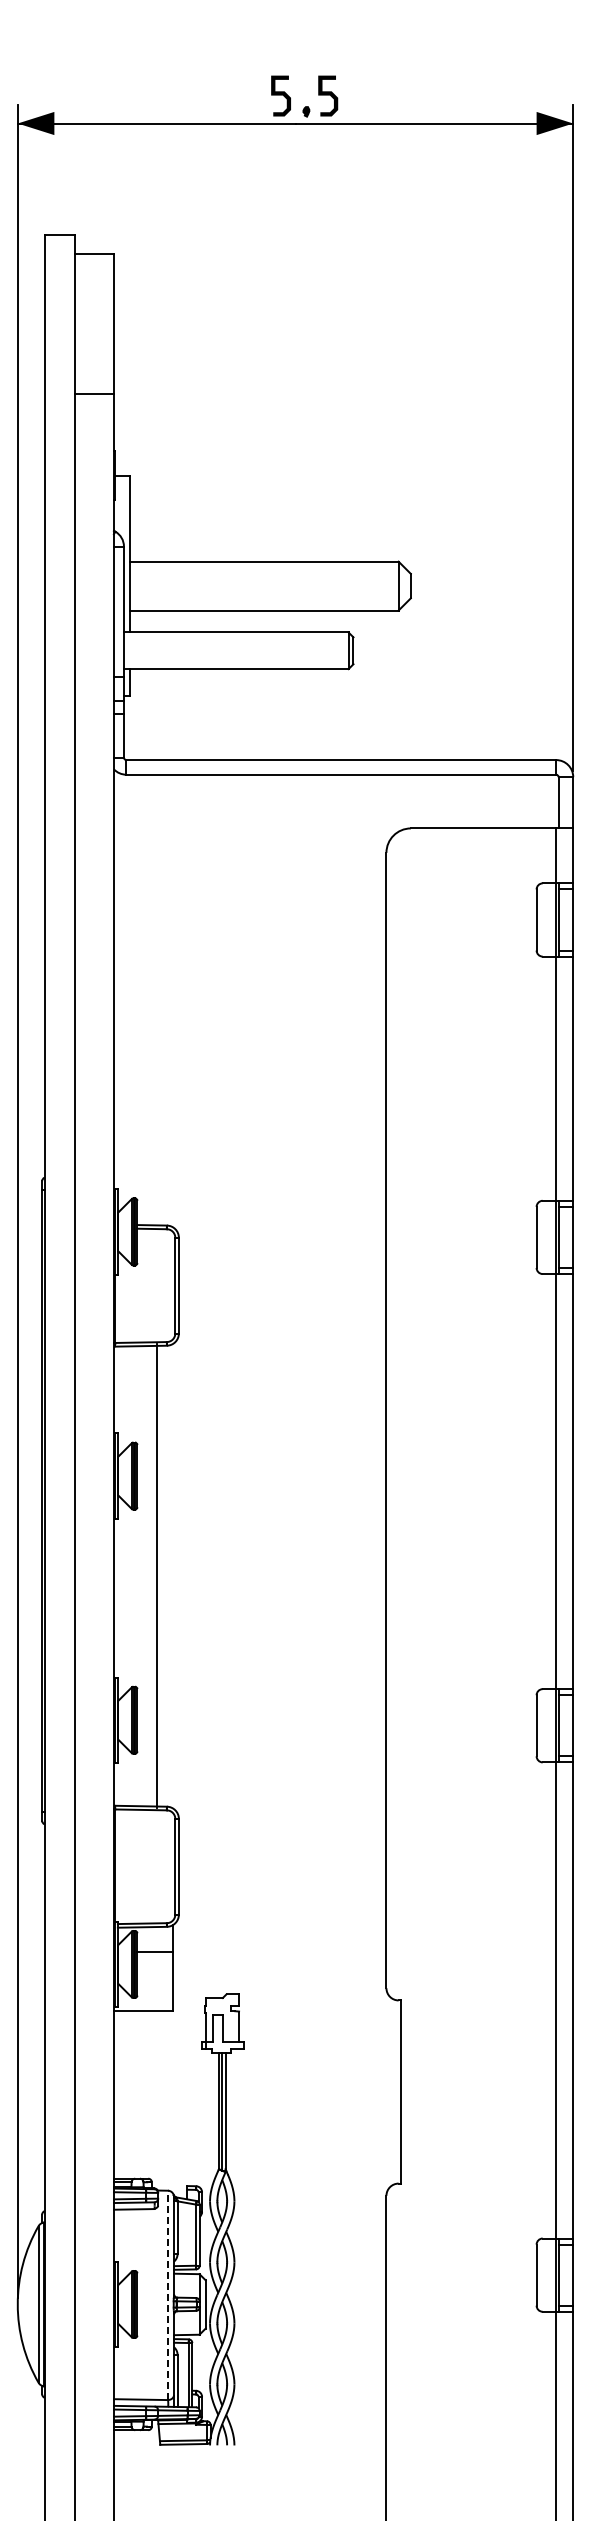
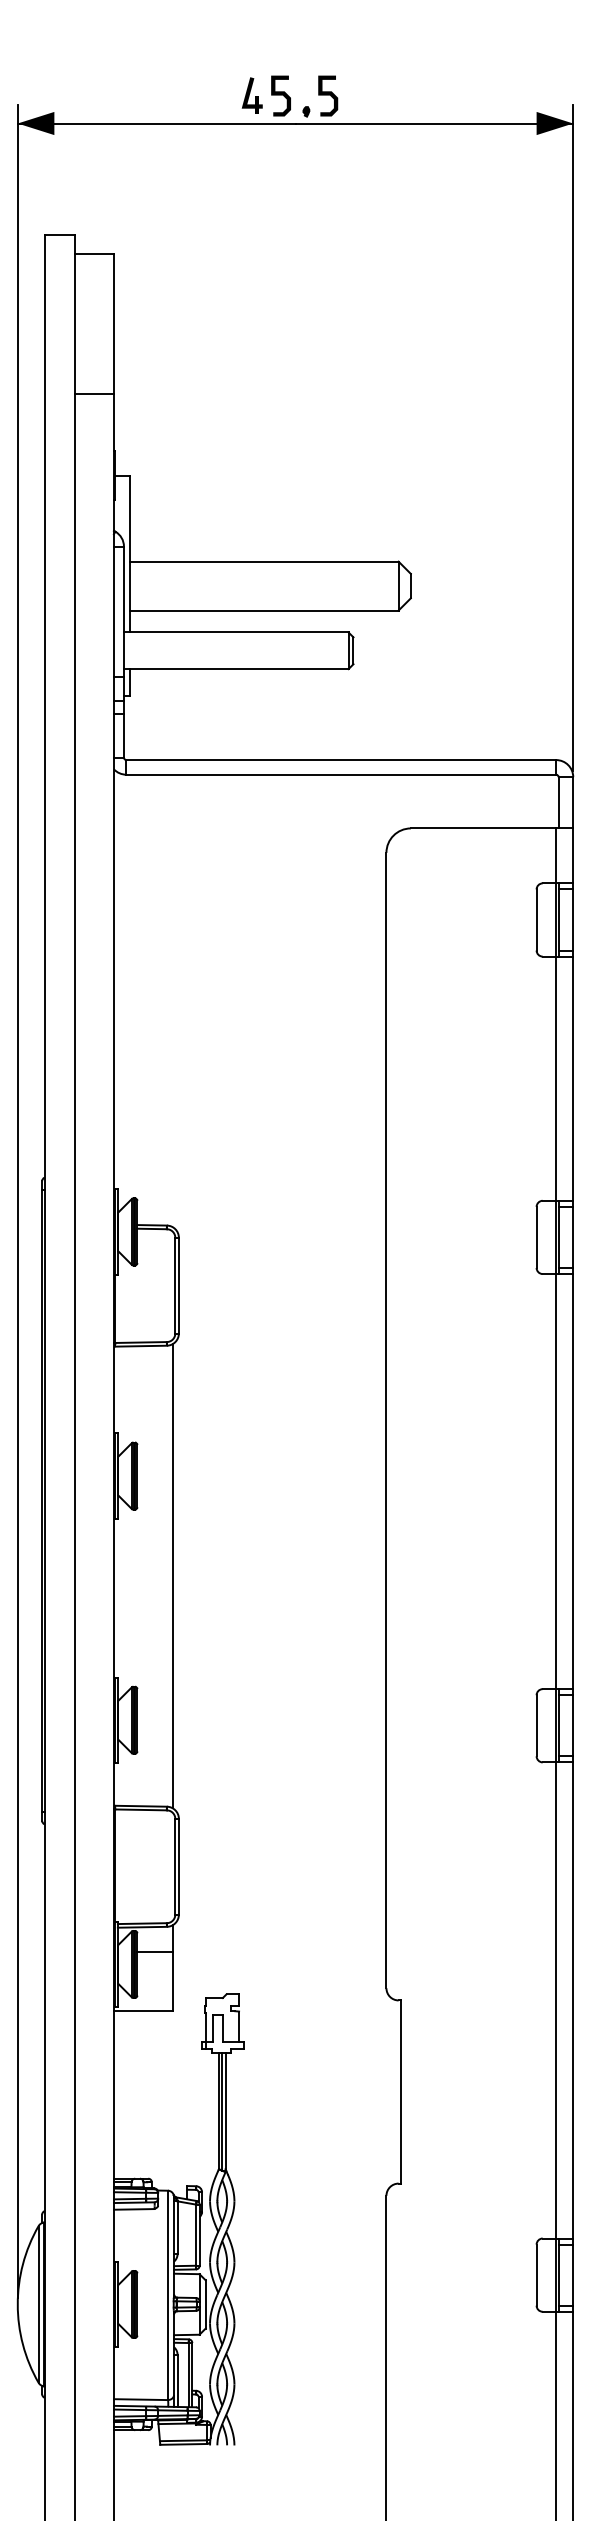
part: none -> present (251, 95)
line position: (156, 1576) -> (172, 1576) (172, 1576)
line: dashed -> solid (168, 2295)
